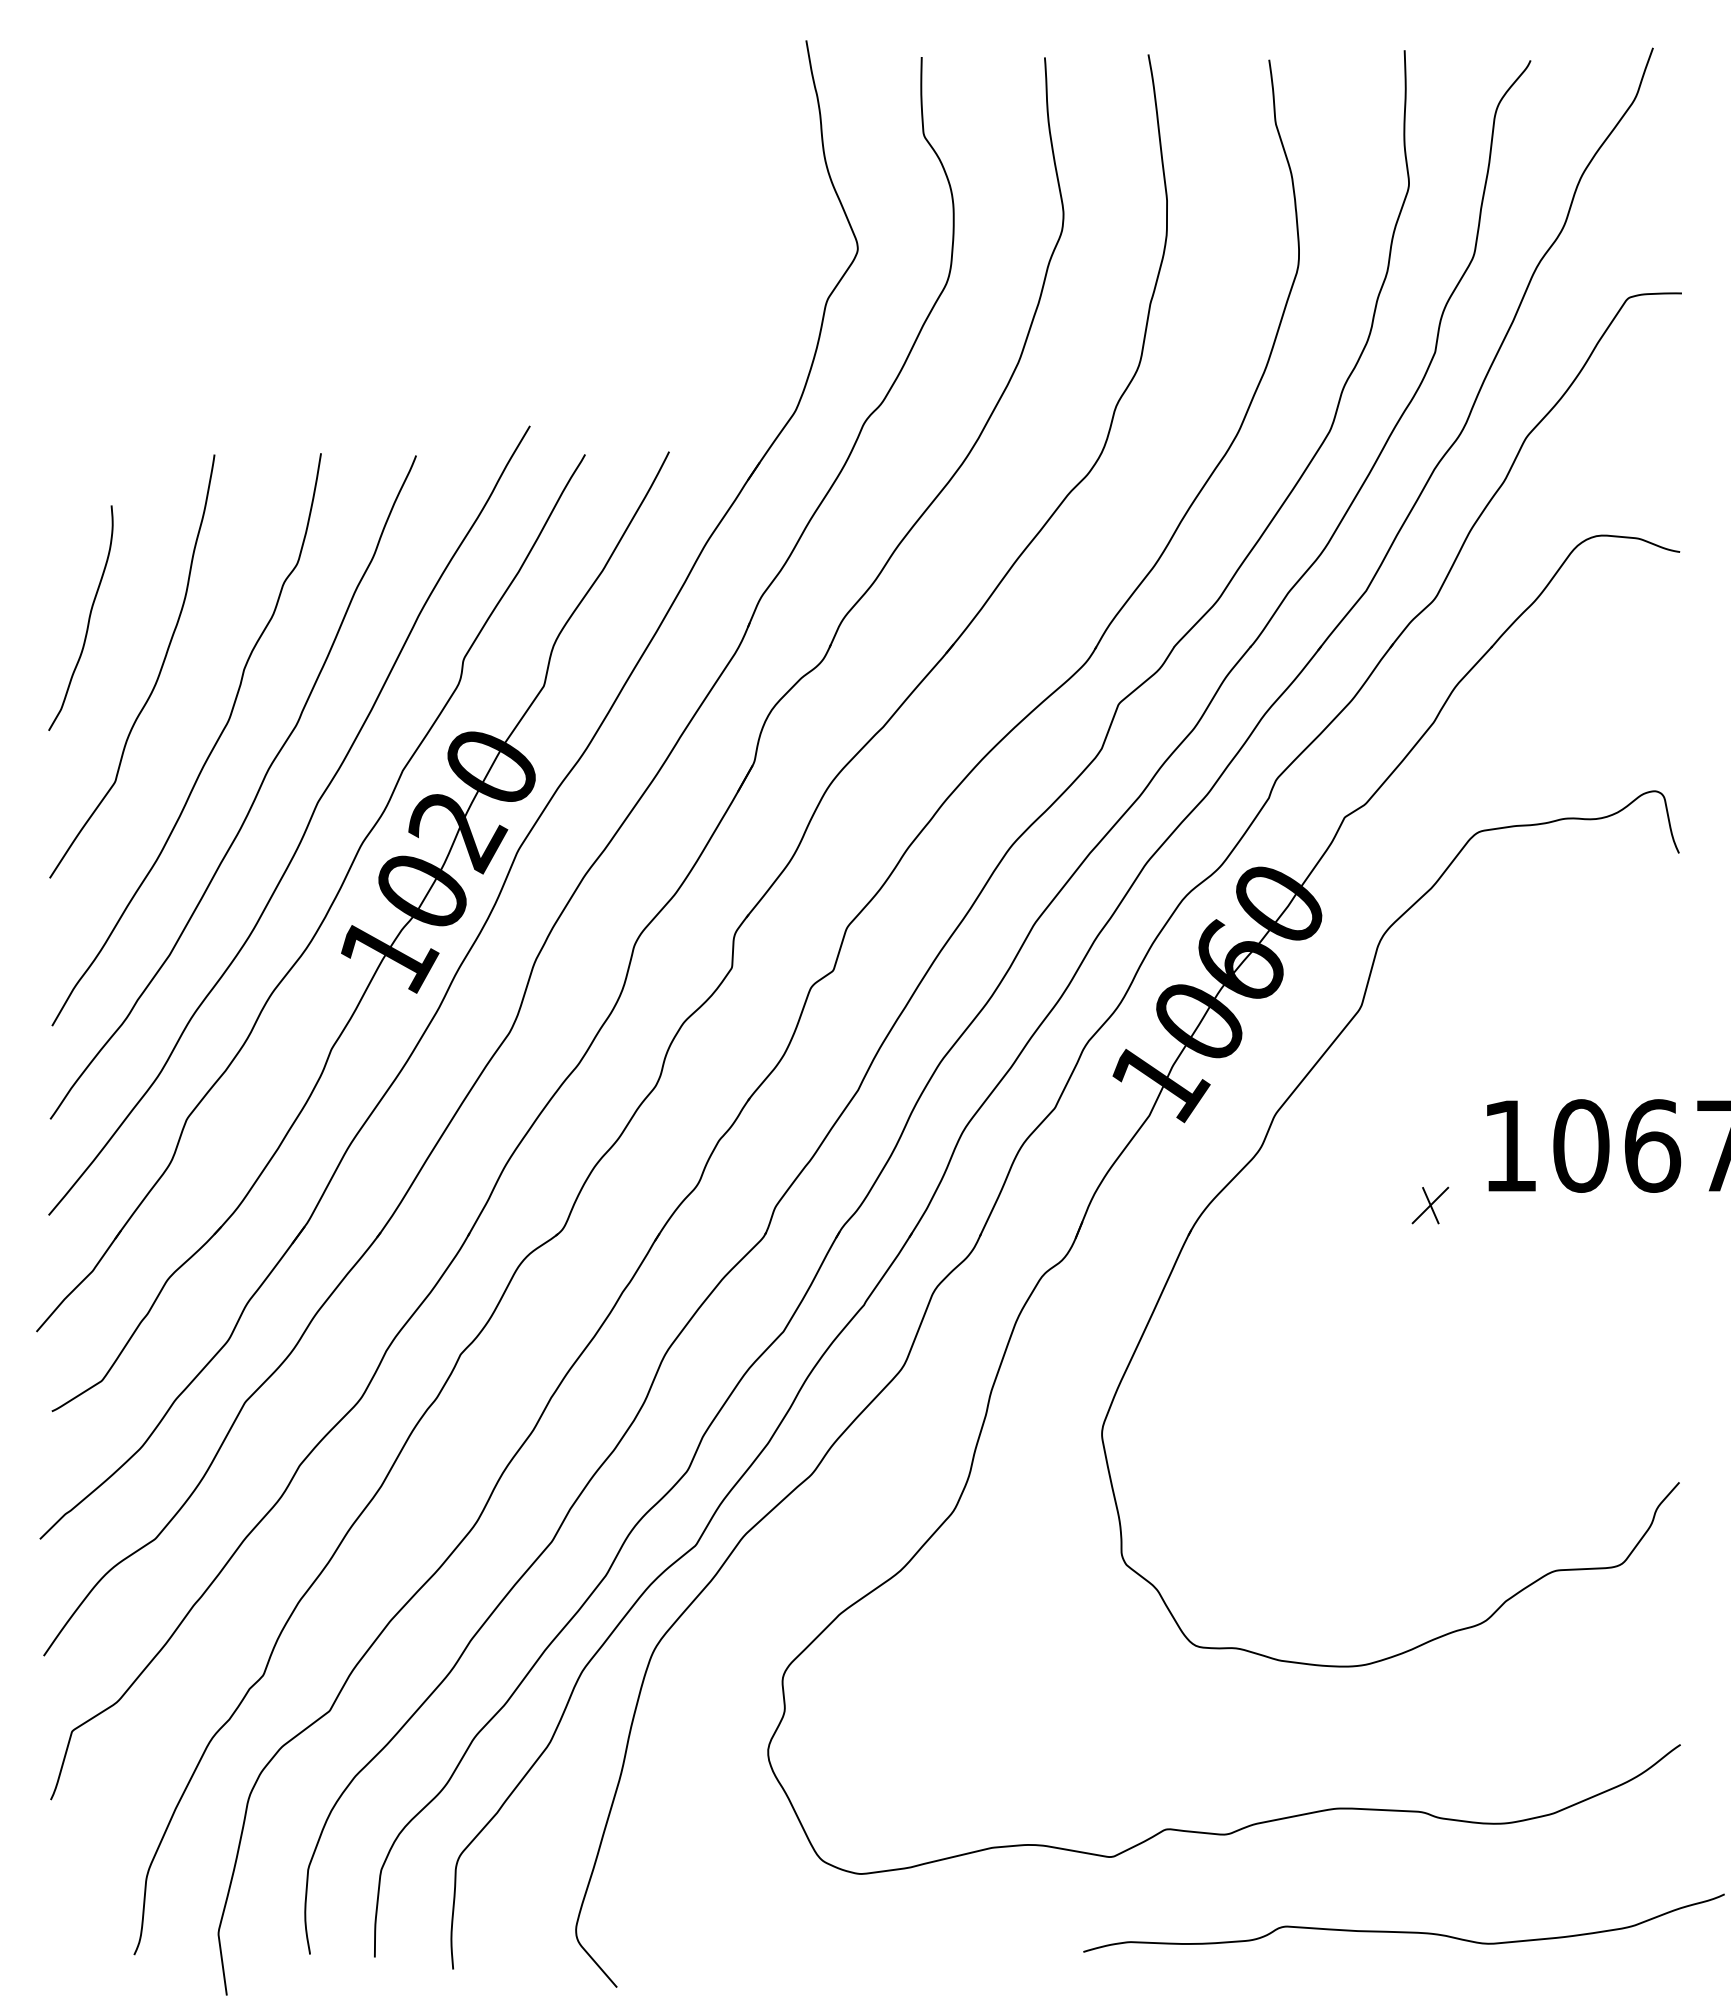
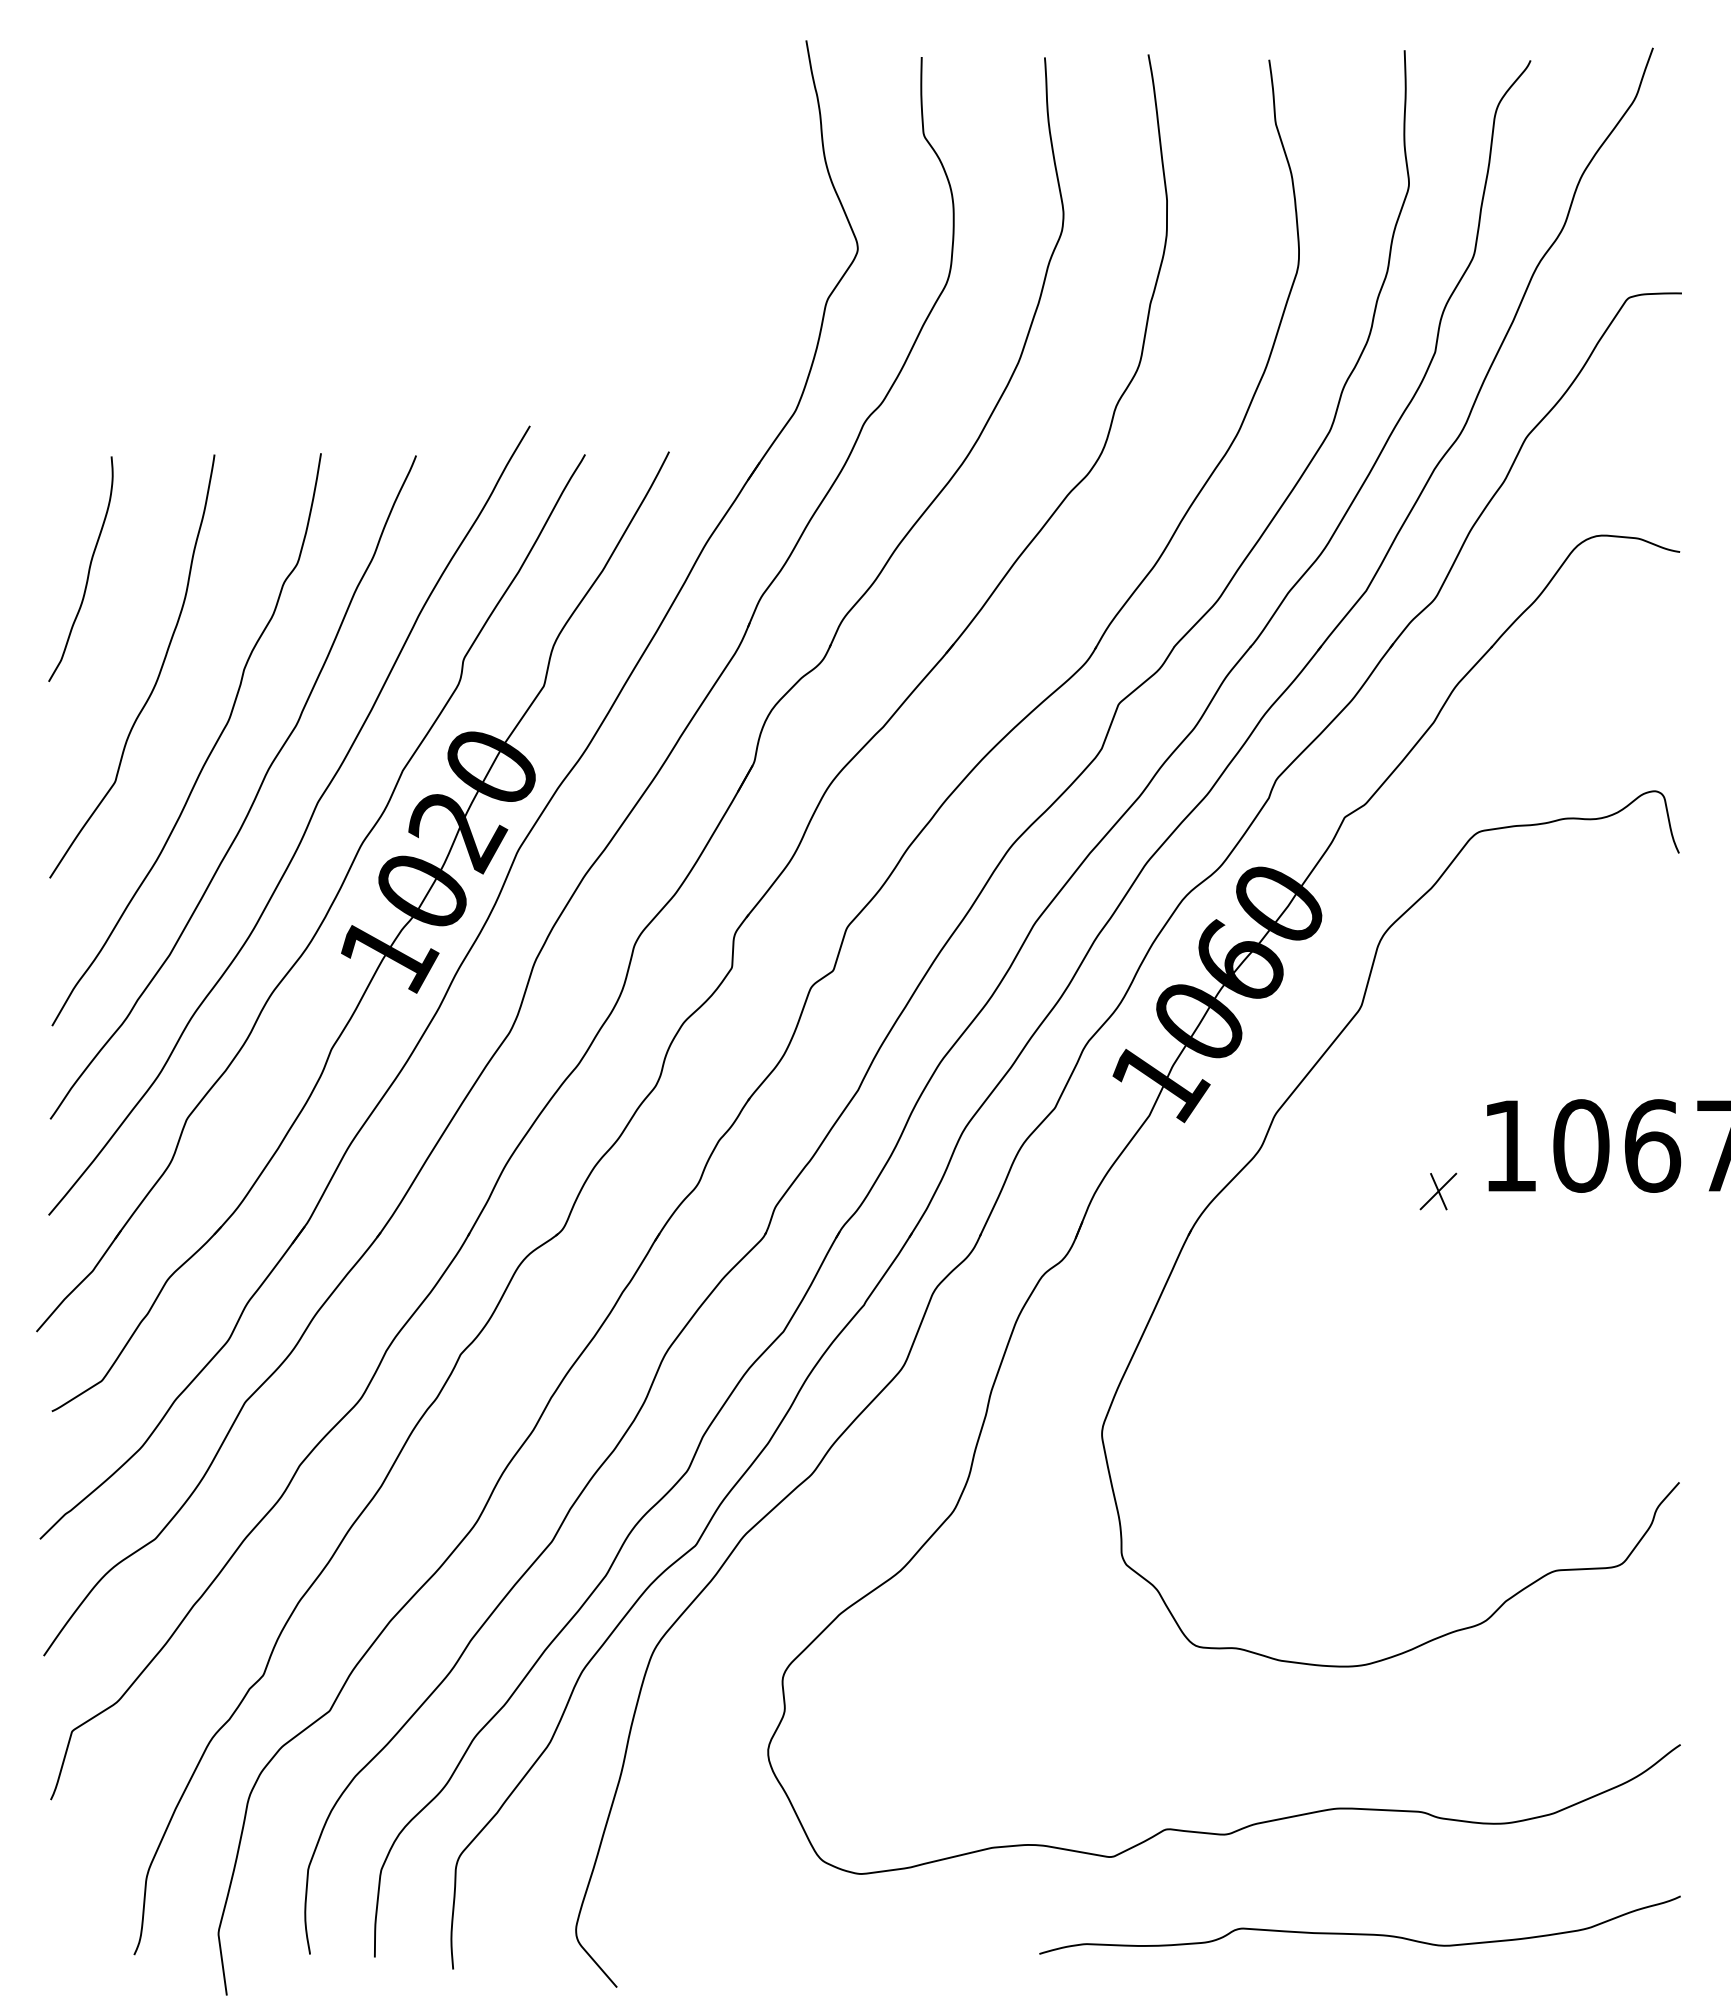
curve position: (88, 617) -> (88, 568) (88, 568)
part position: (1430, 1205) -> (1438, 1191) (1438, 1191)
curve position: (1403, 1931) -> (1359, 1933) (1359, 1933)
